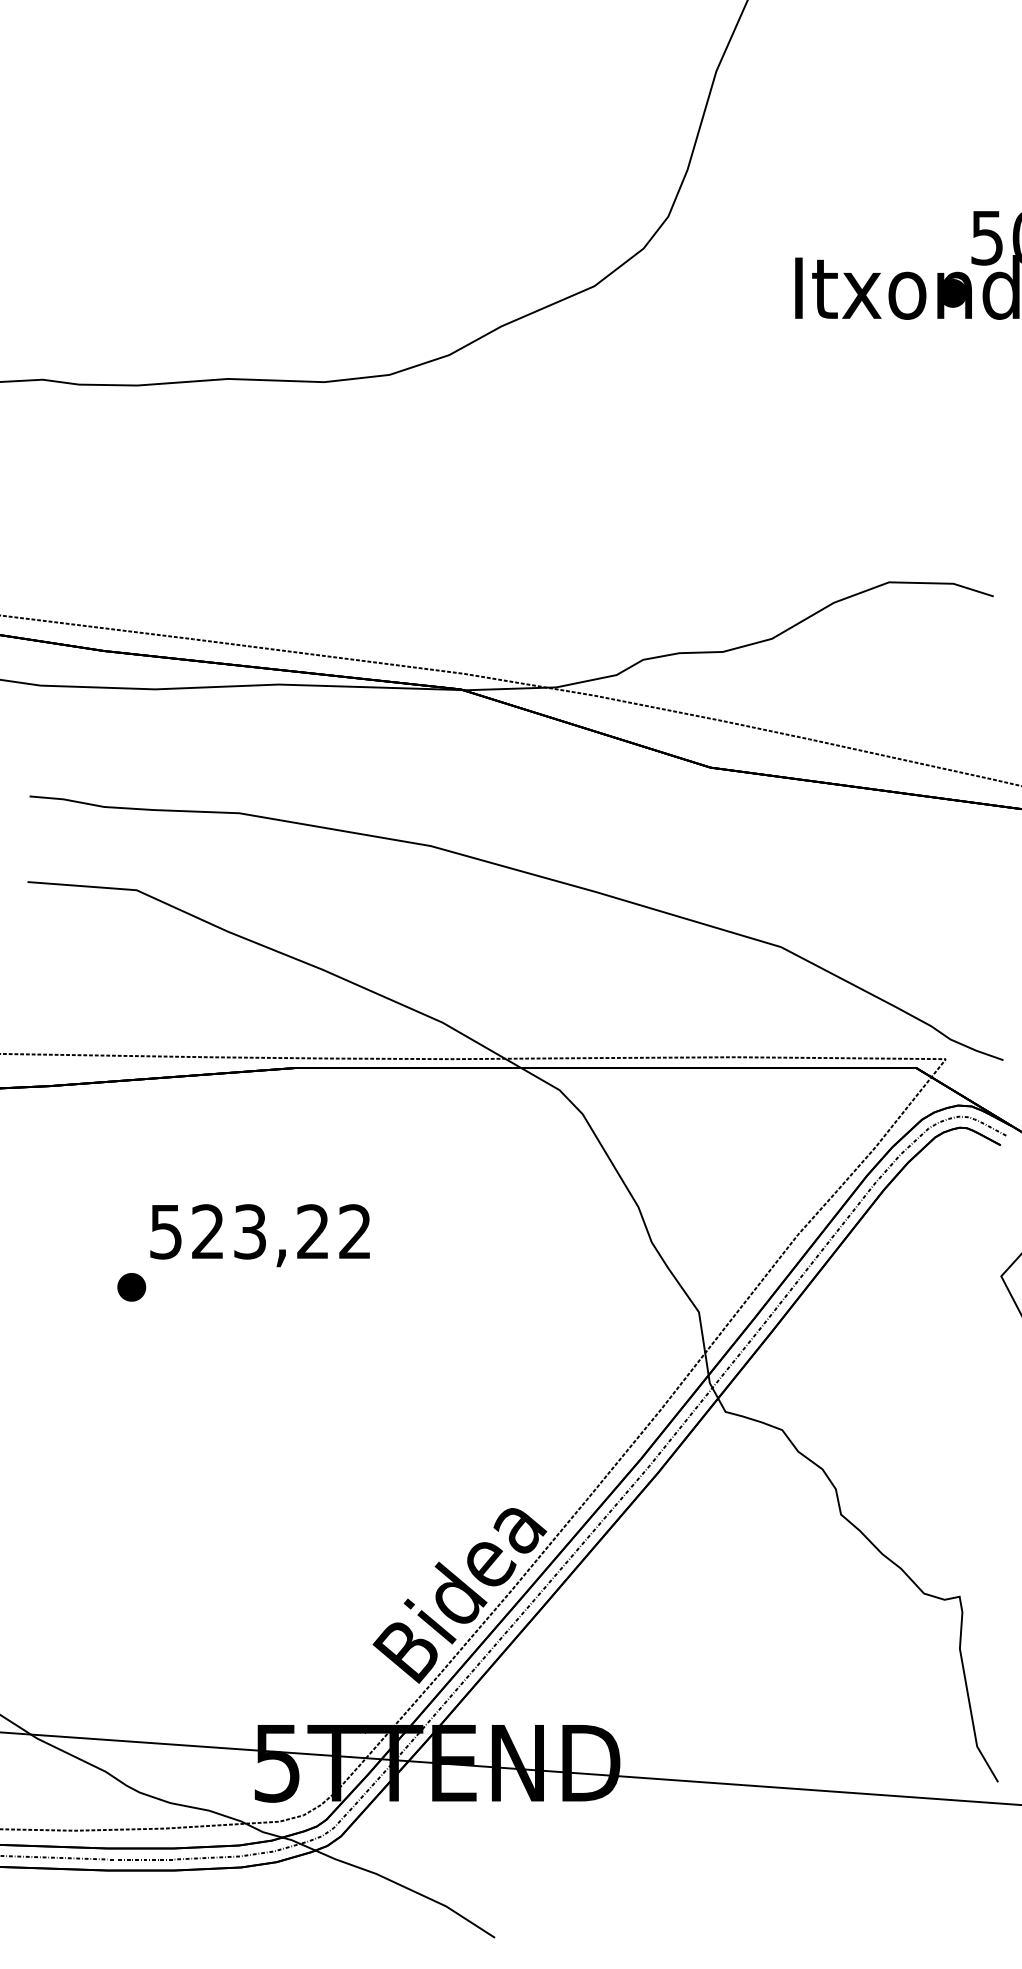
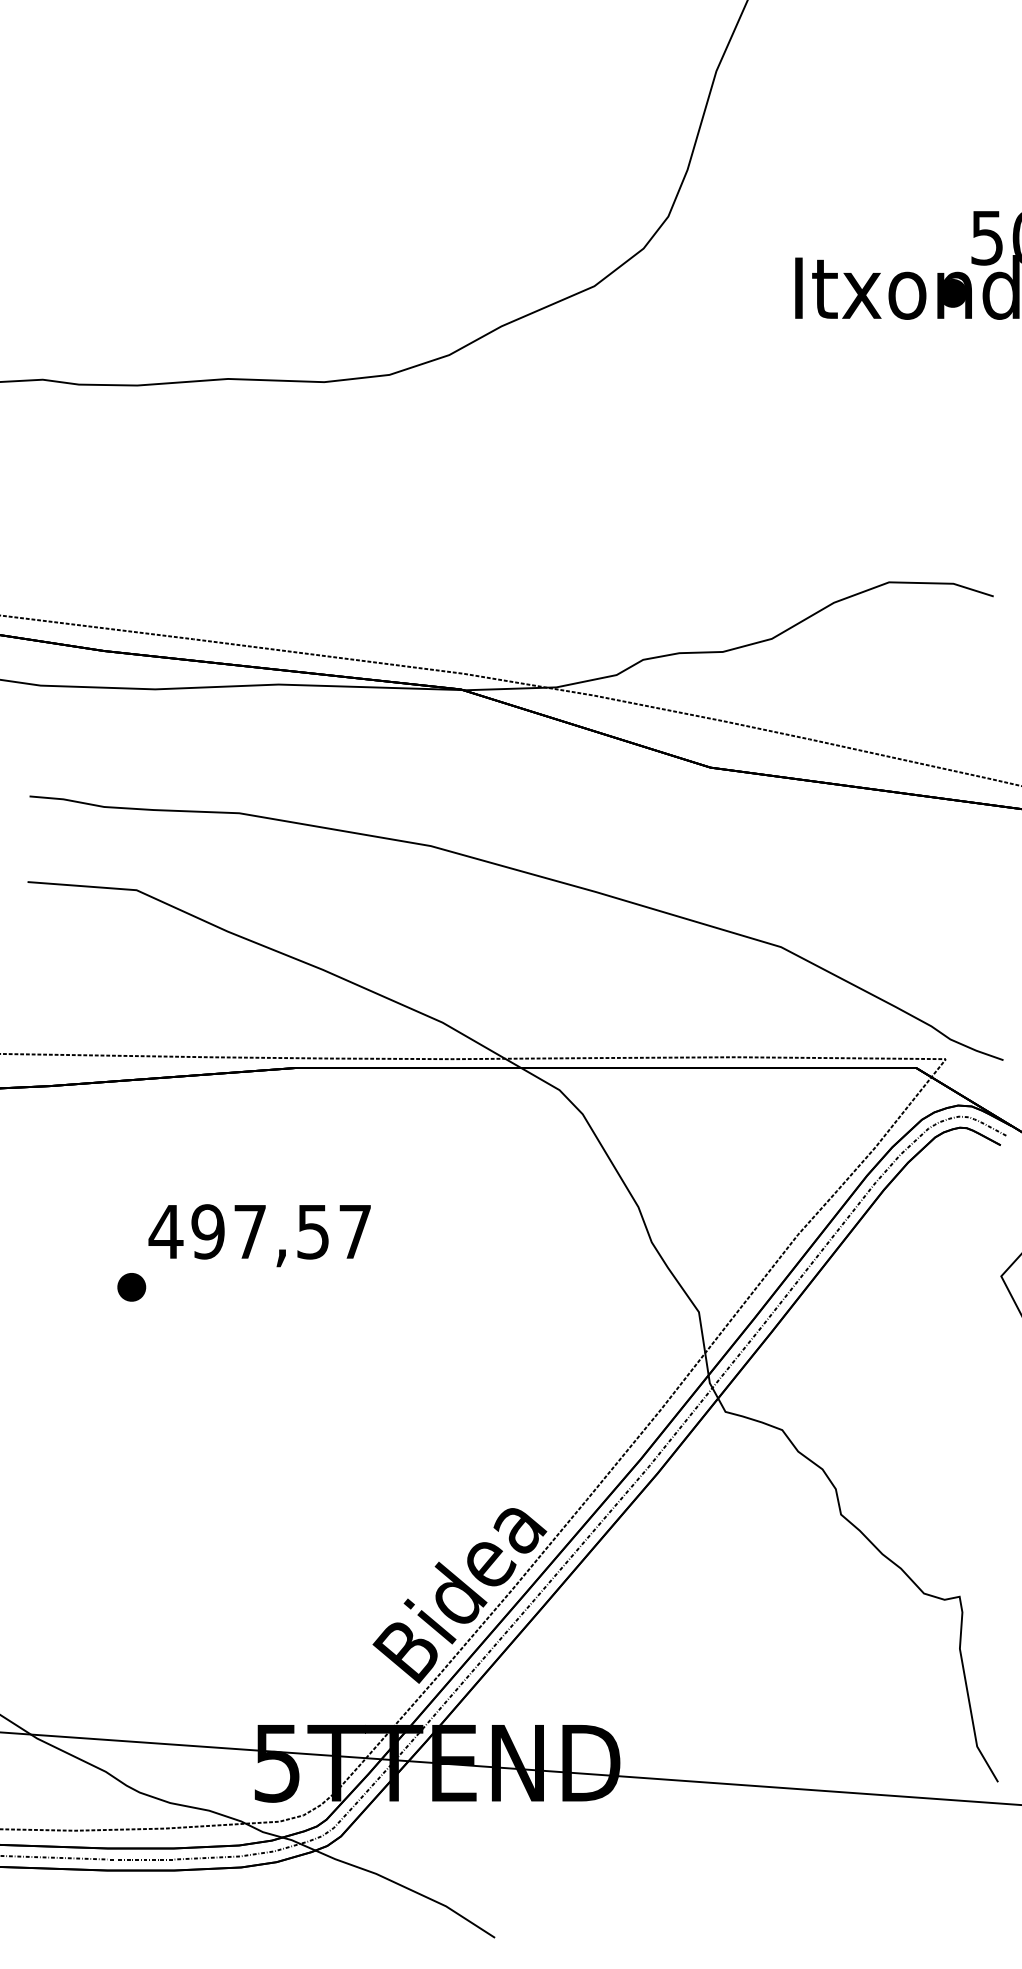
text: 523,22 -> 497,57 (259, 1231)
